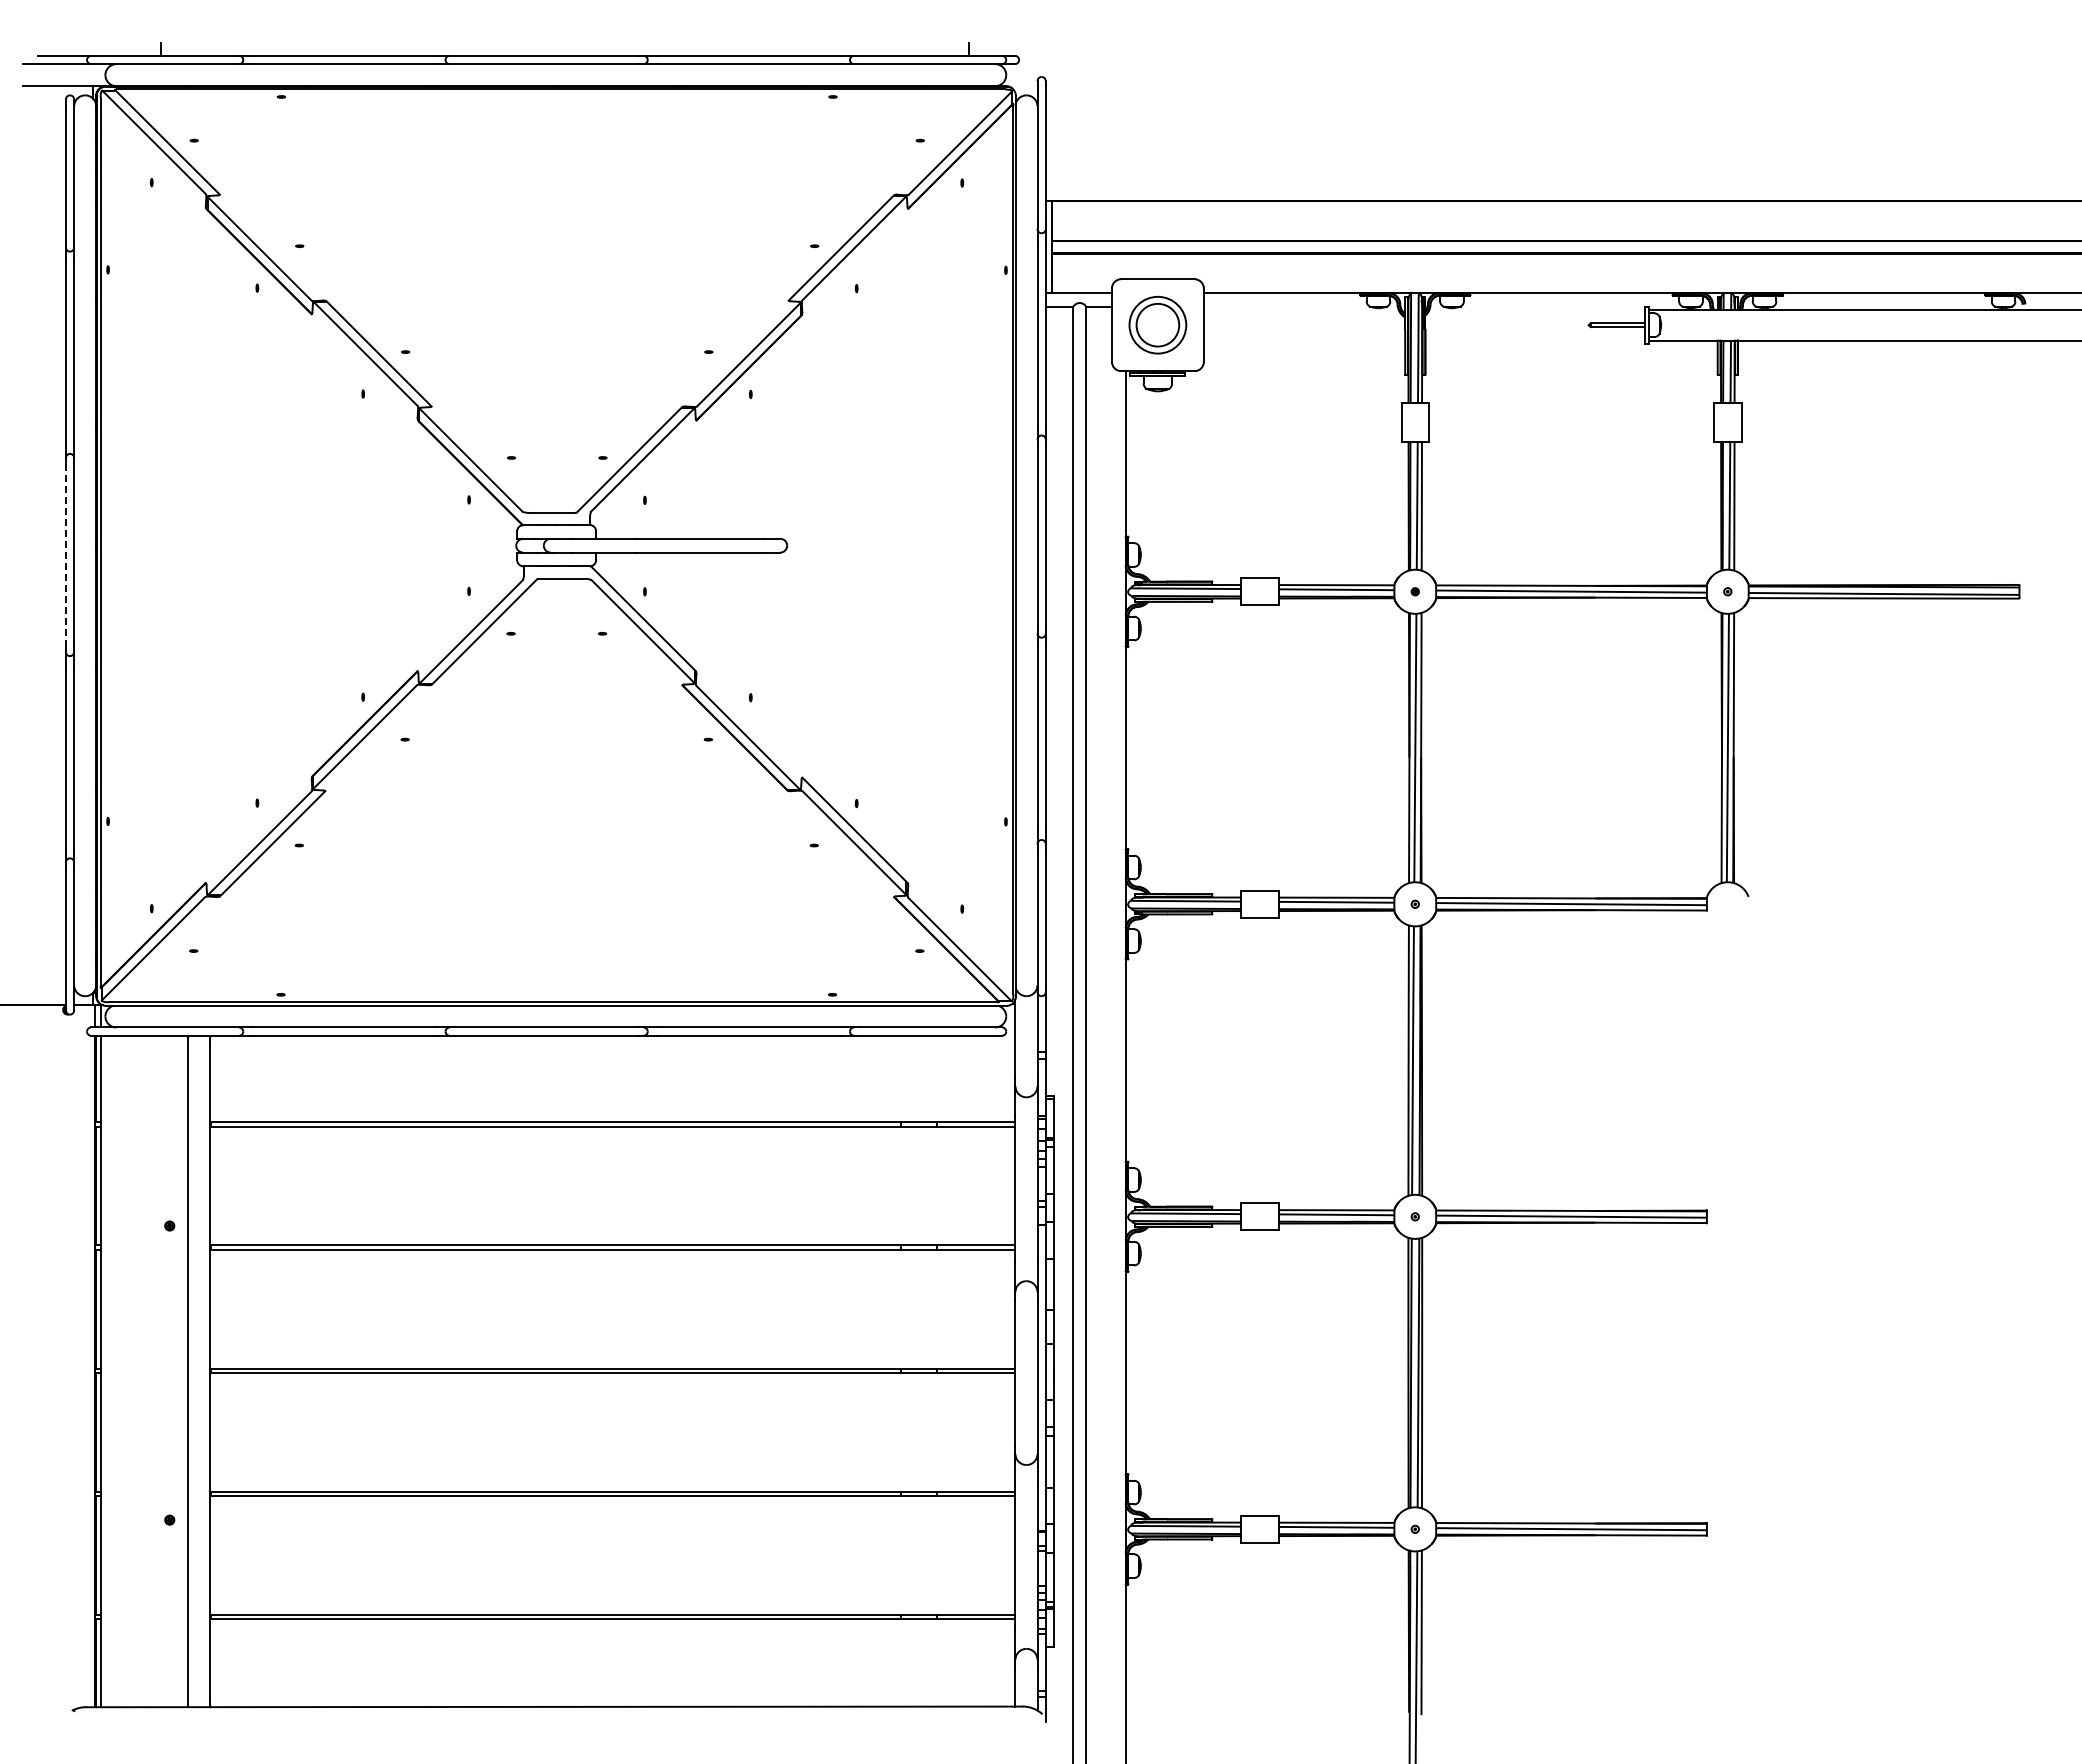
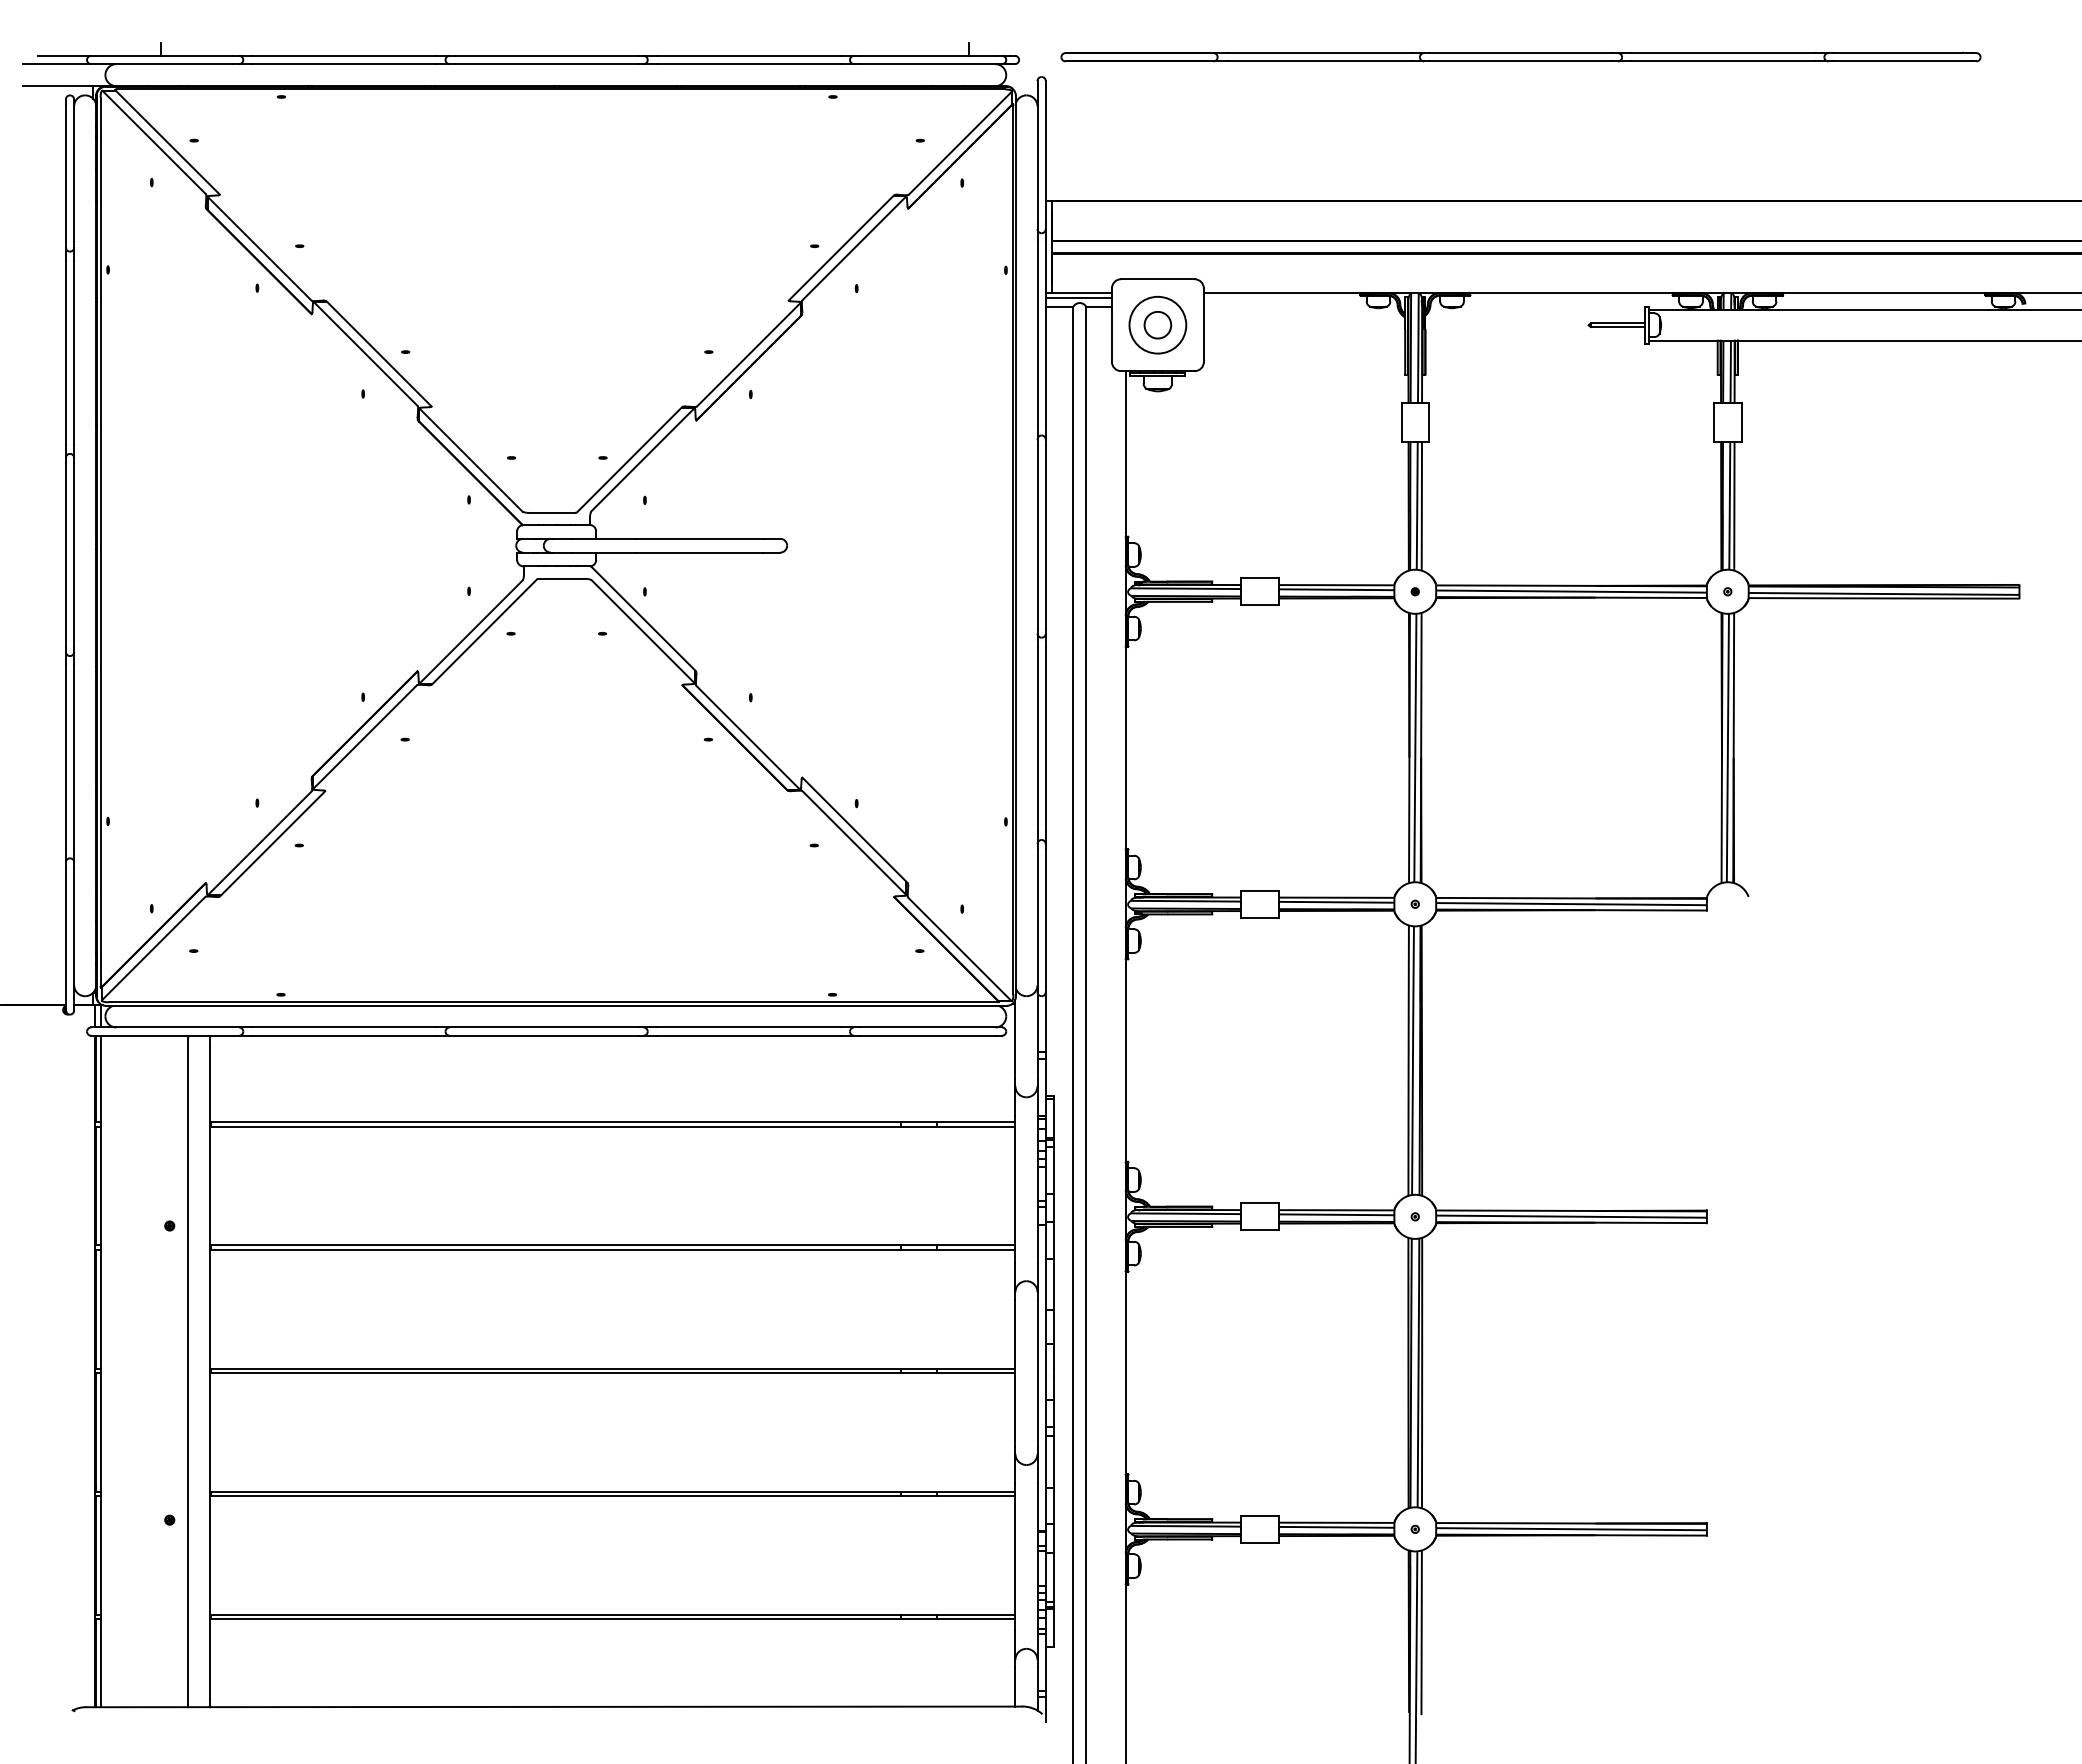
part: none -> present (1520, 56)
line: none -> present (1078, 297)
circle diameter: 43 px -> 27 px (1157, 324)
line: dashed -> solid (65, 554)
